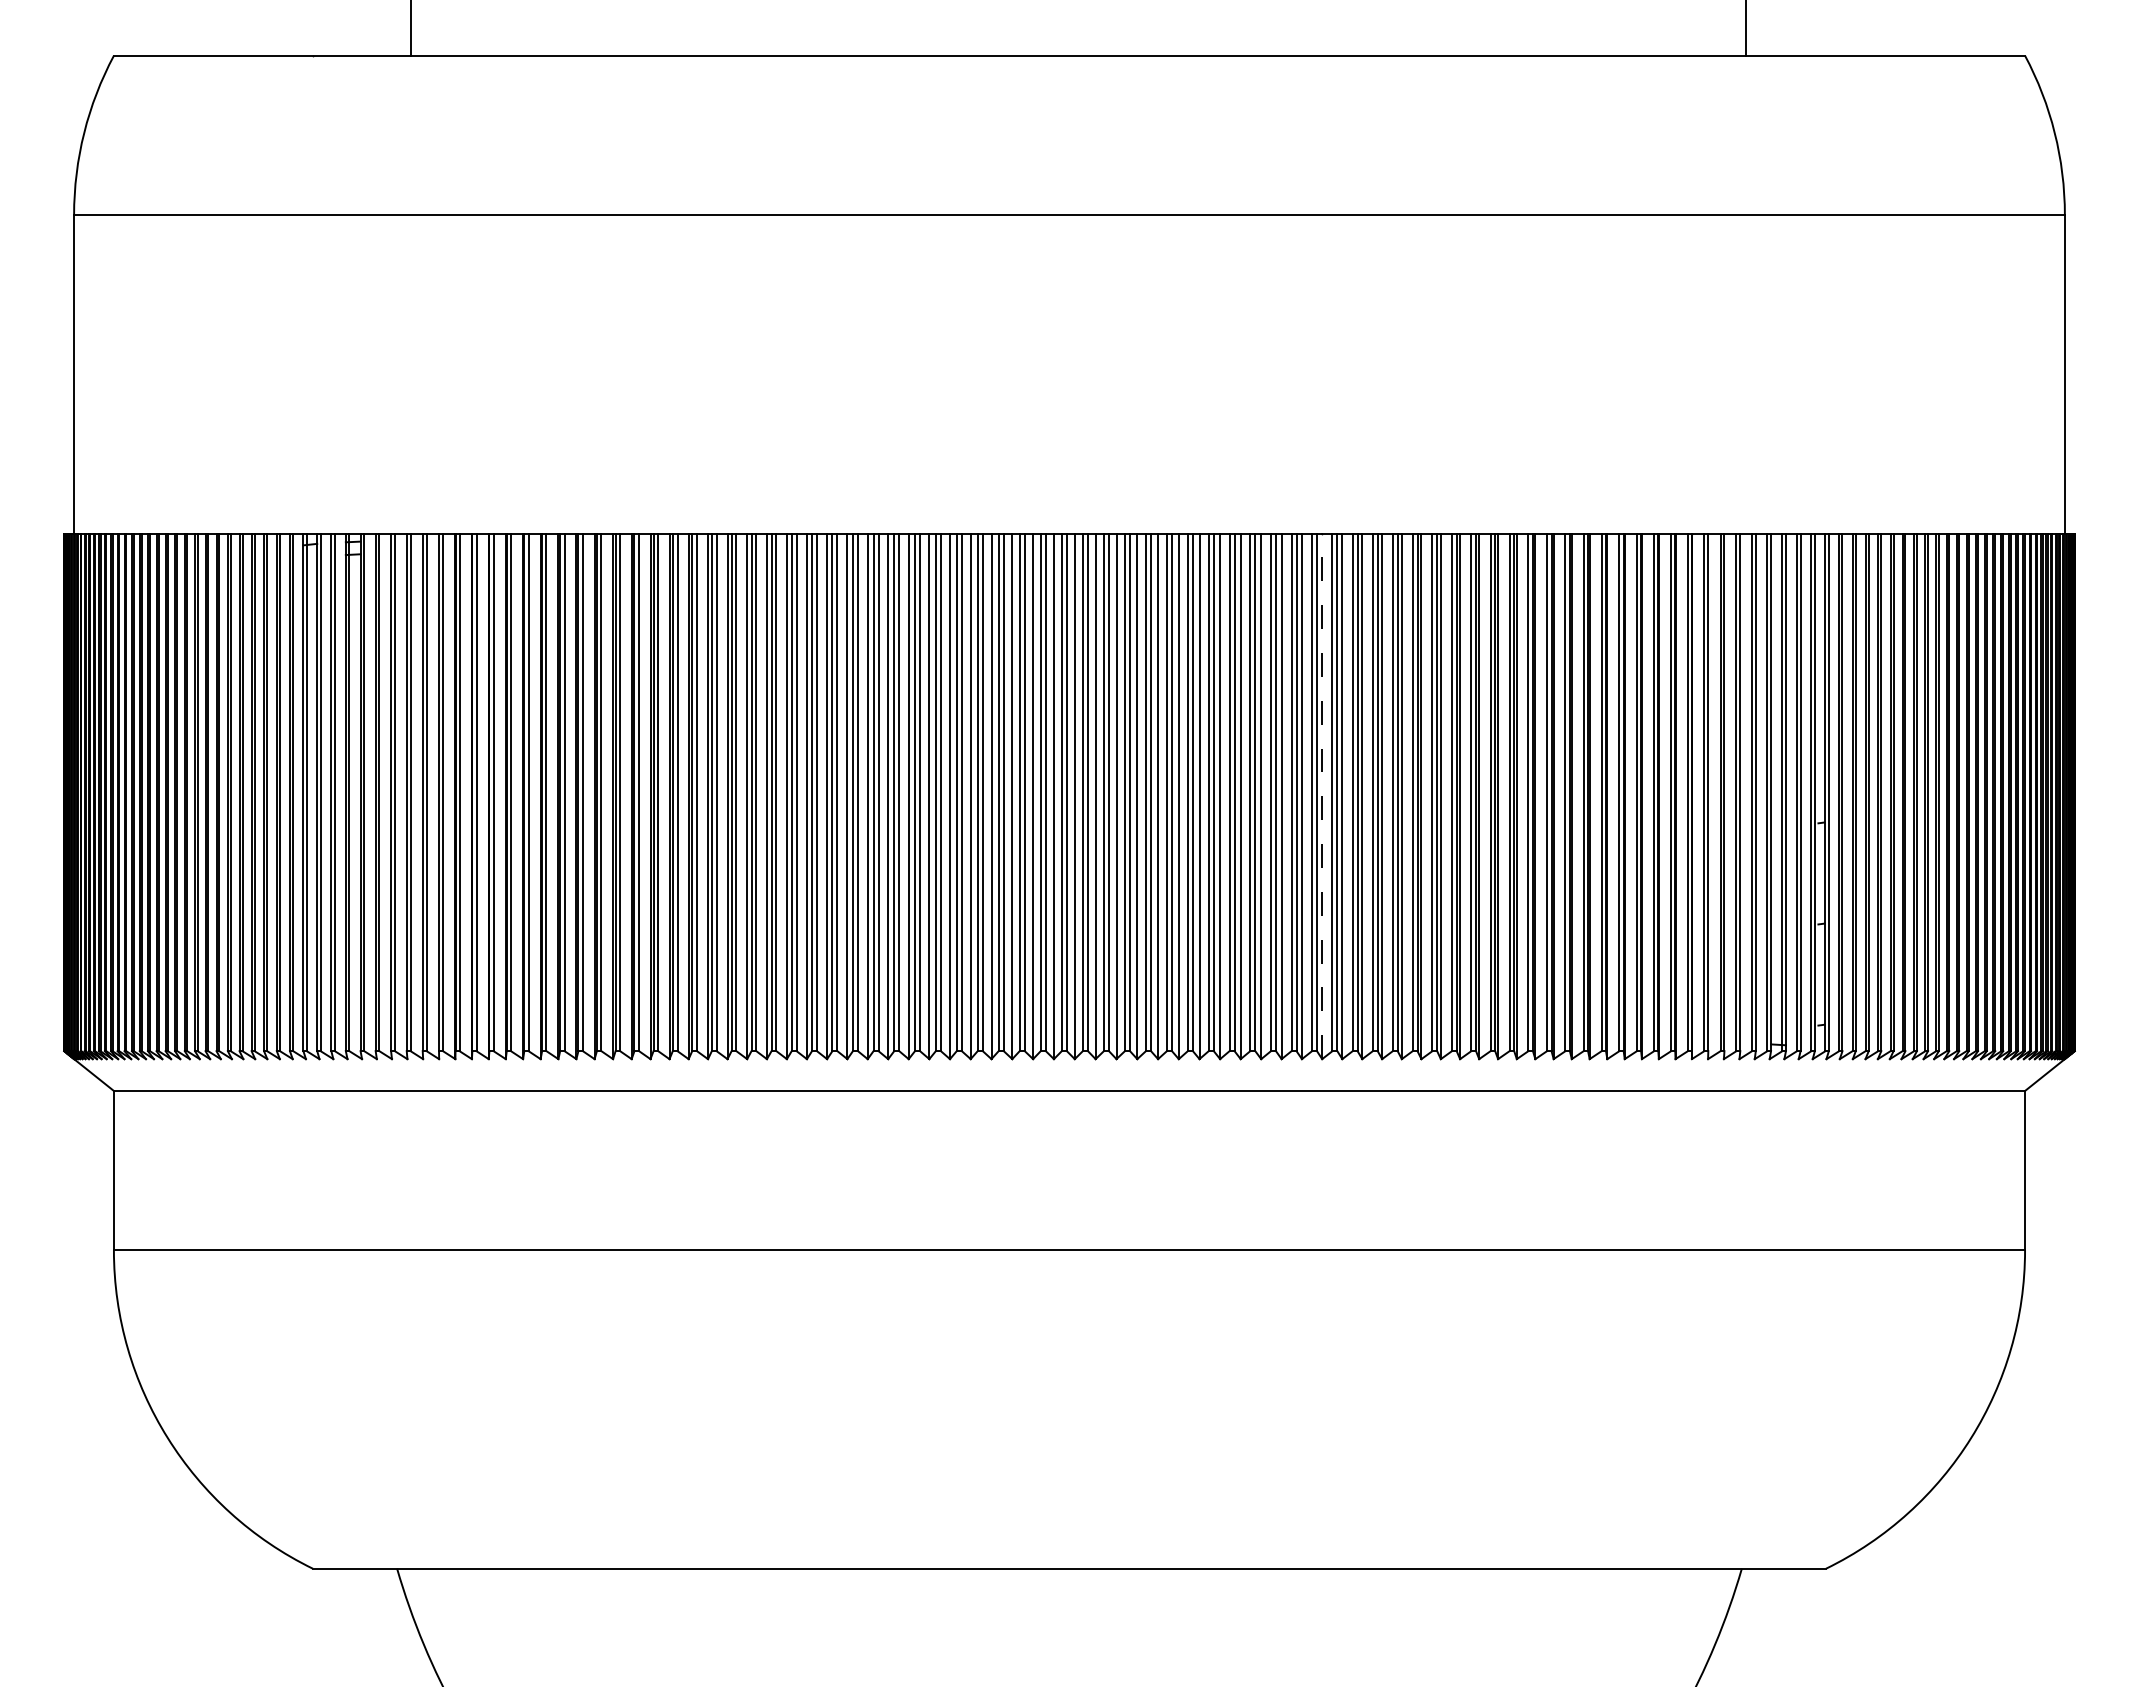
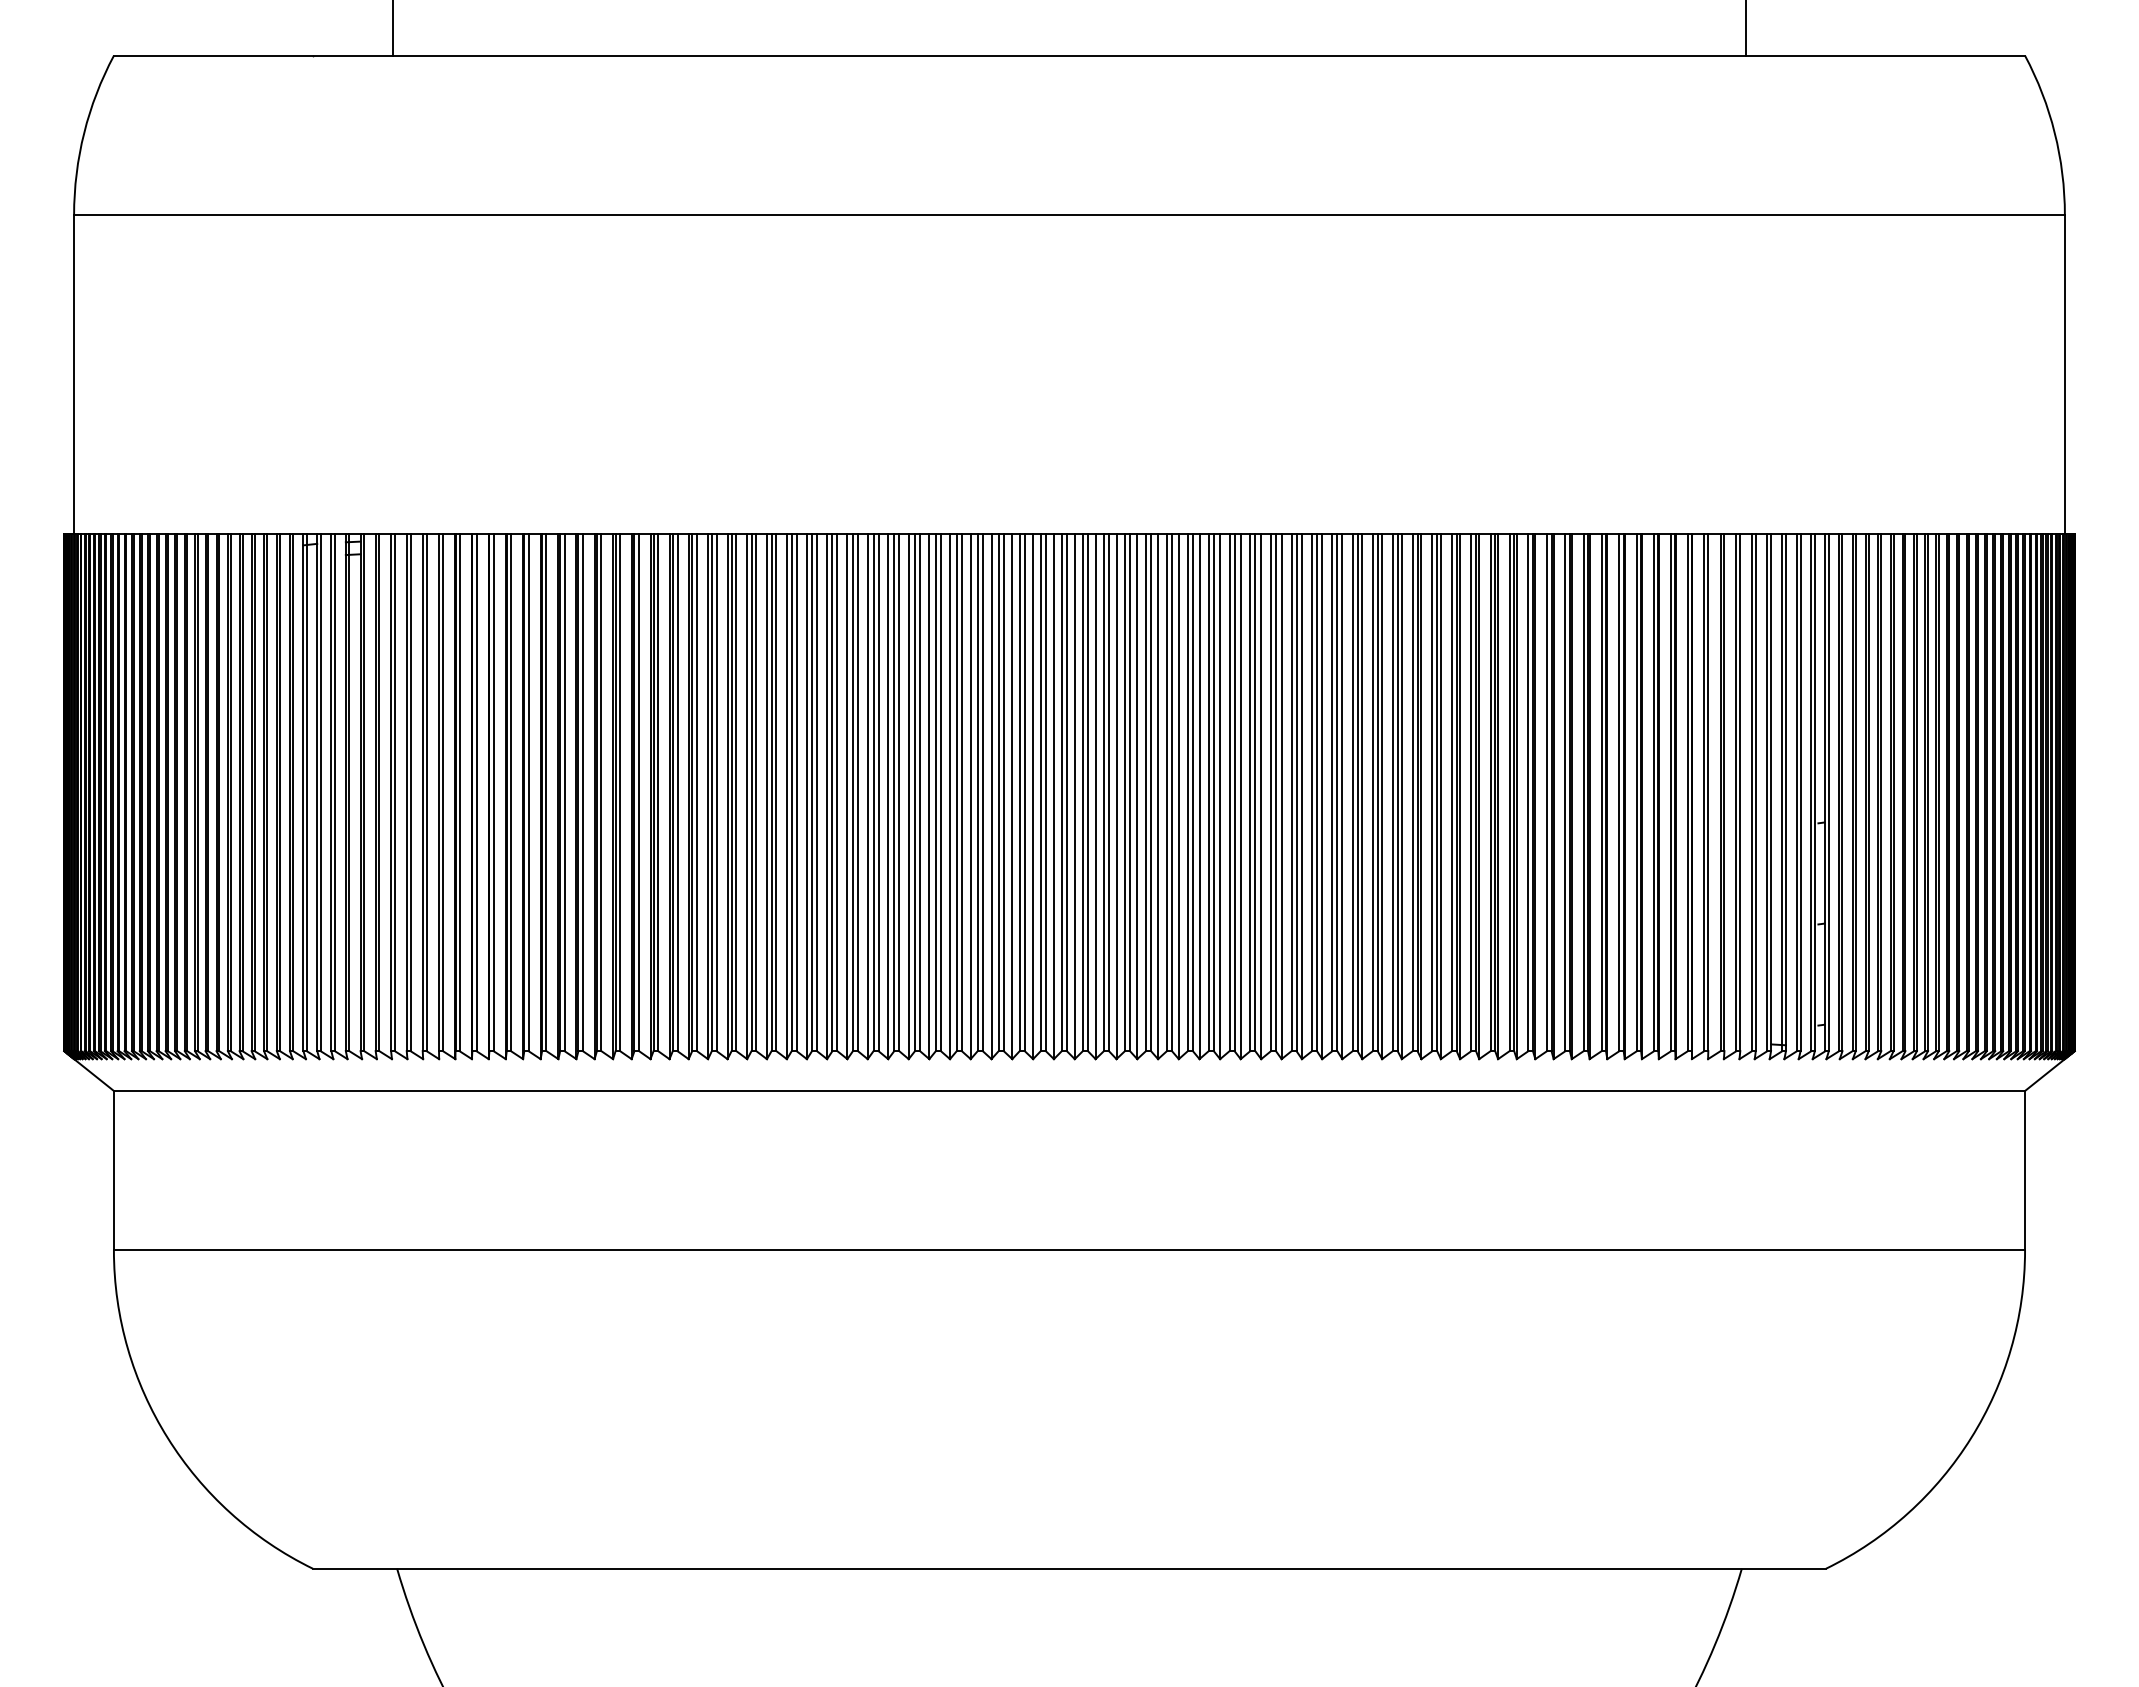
line position: (410, 28) -> (392, 28) (392, 28)
line: dashed -> solid (1322, 796)
